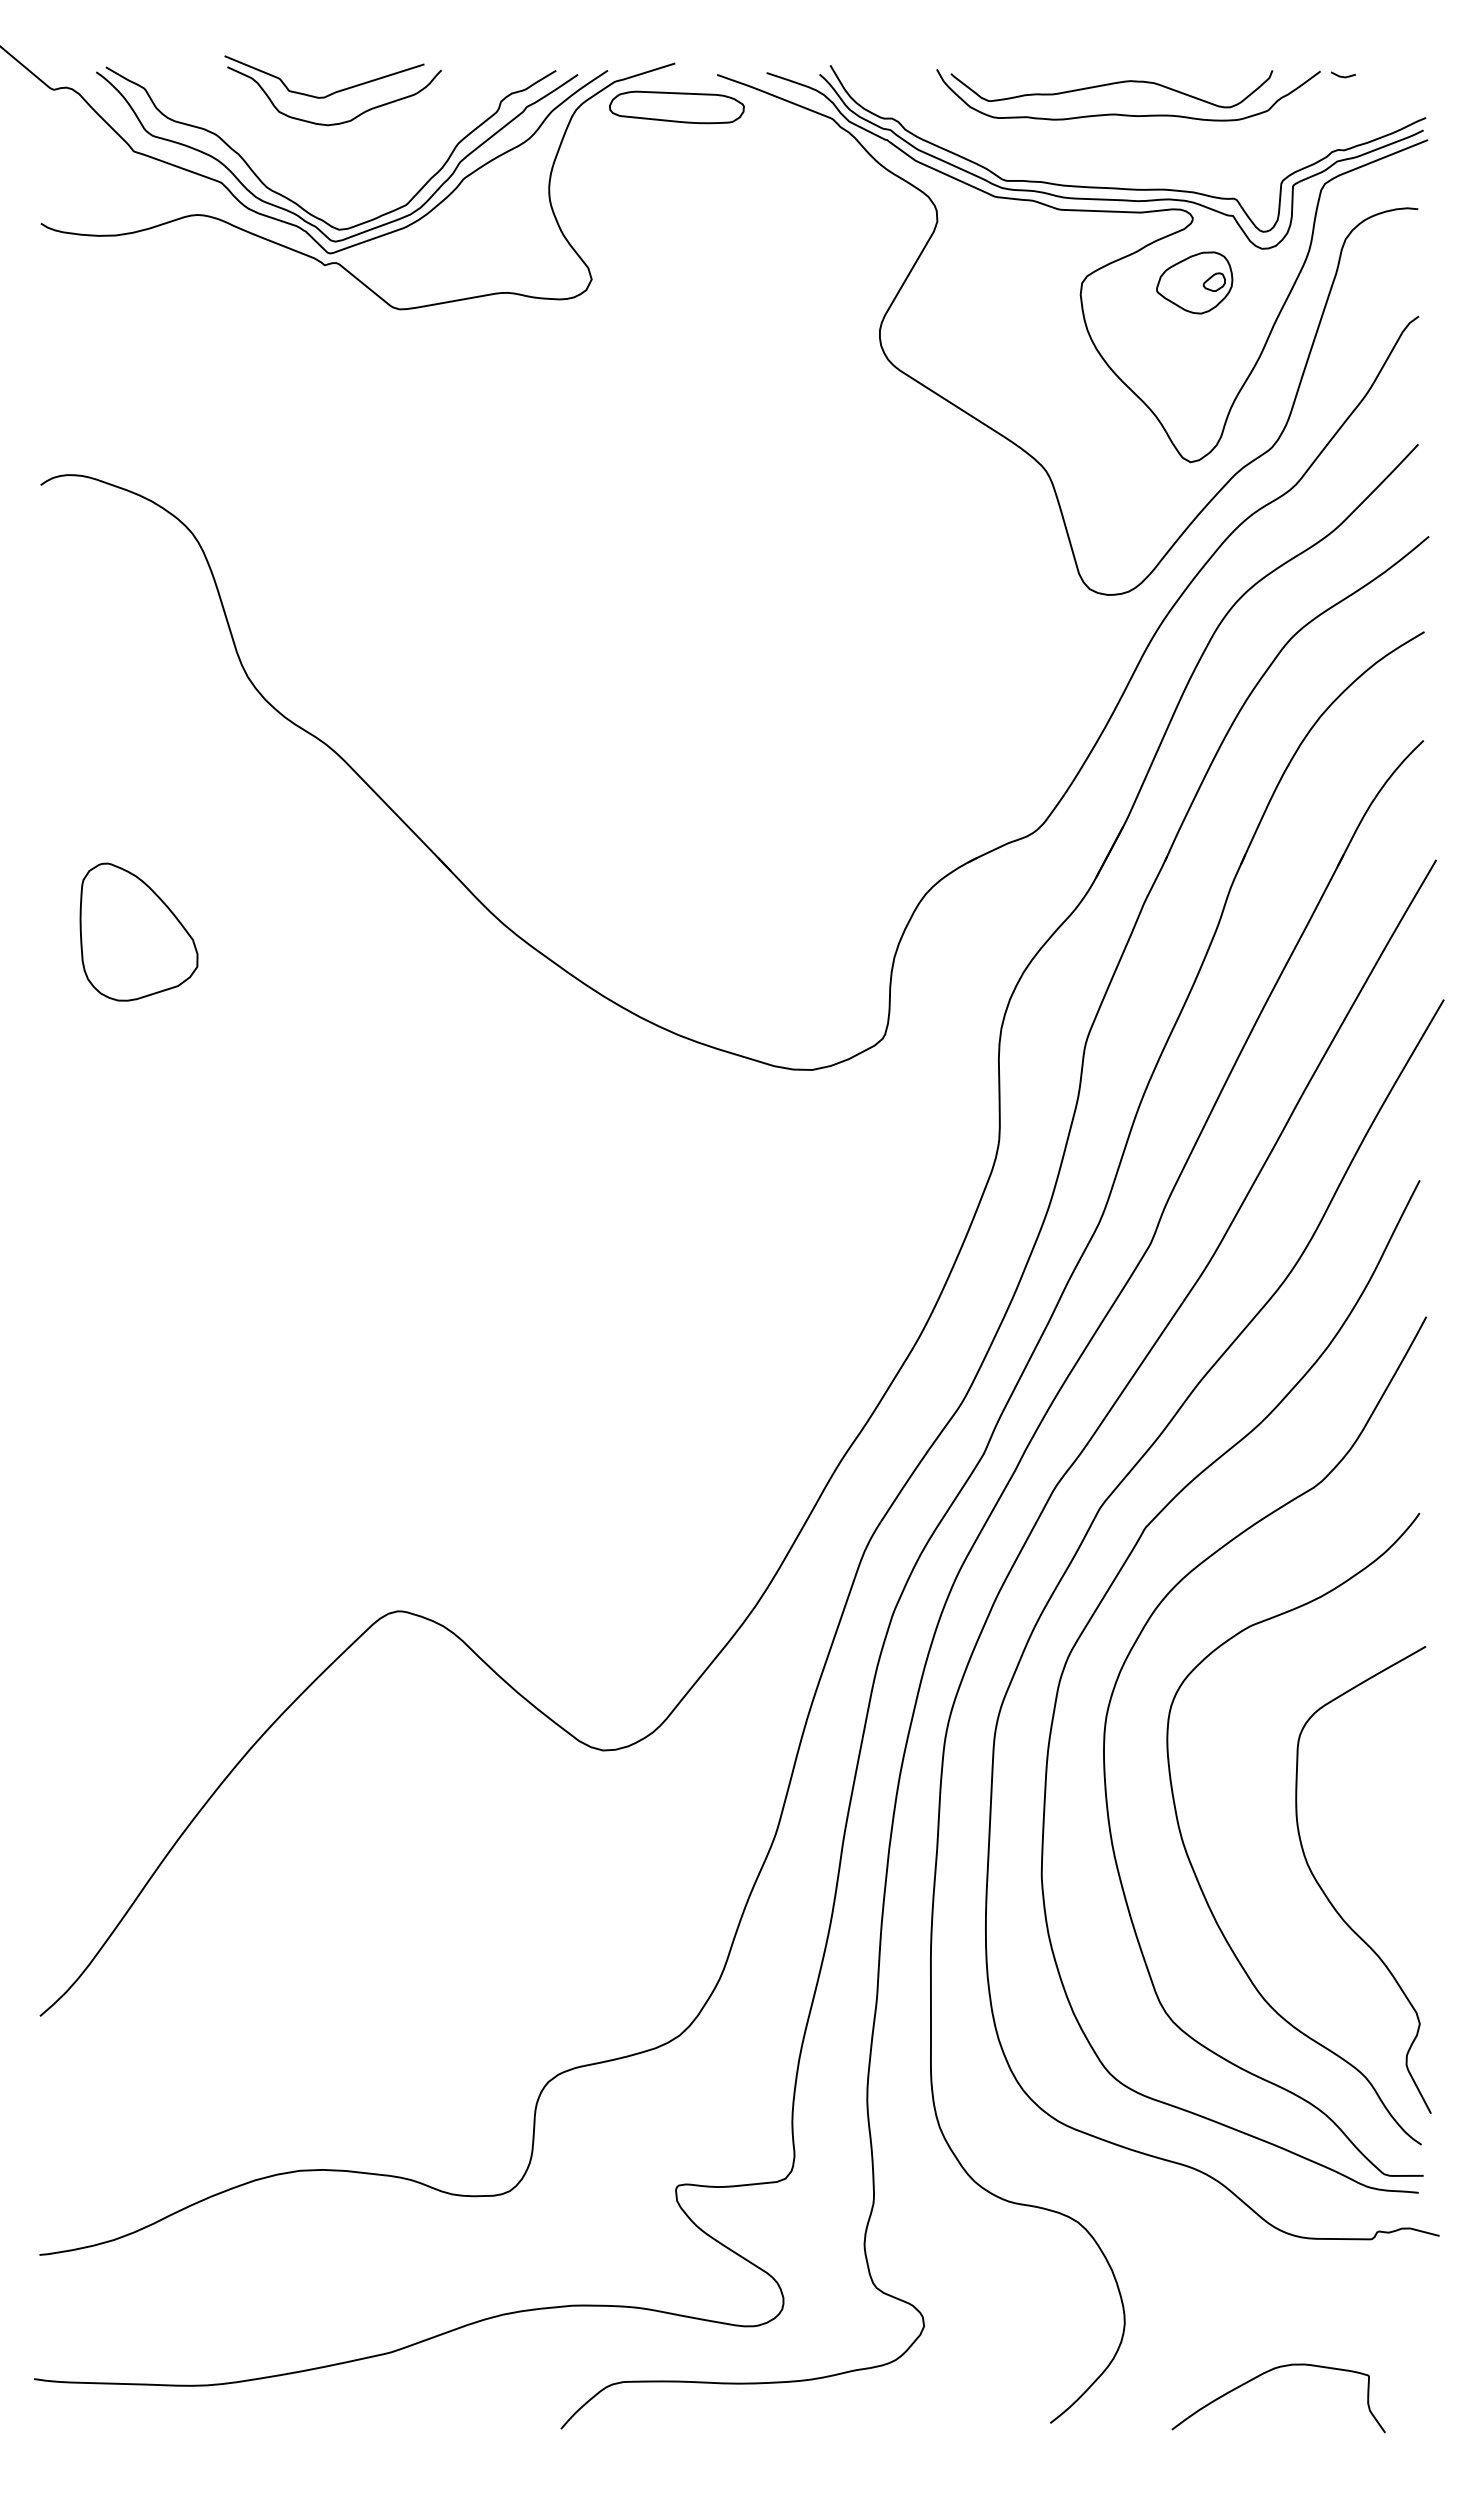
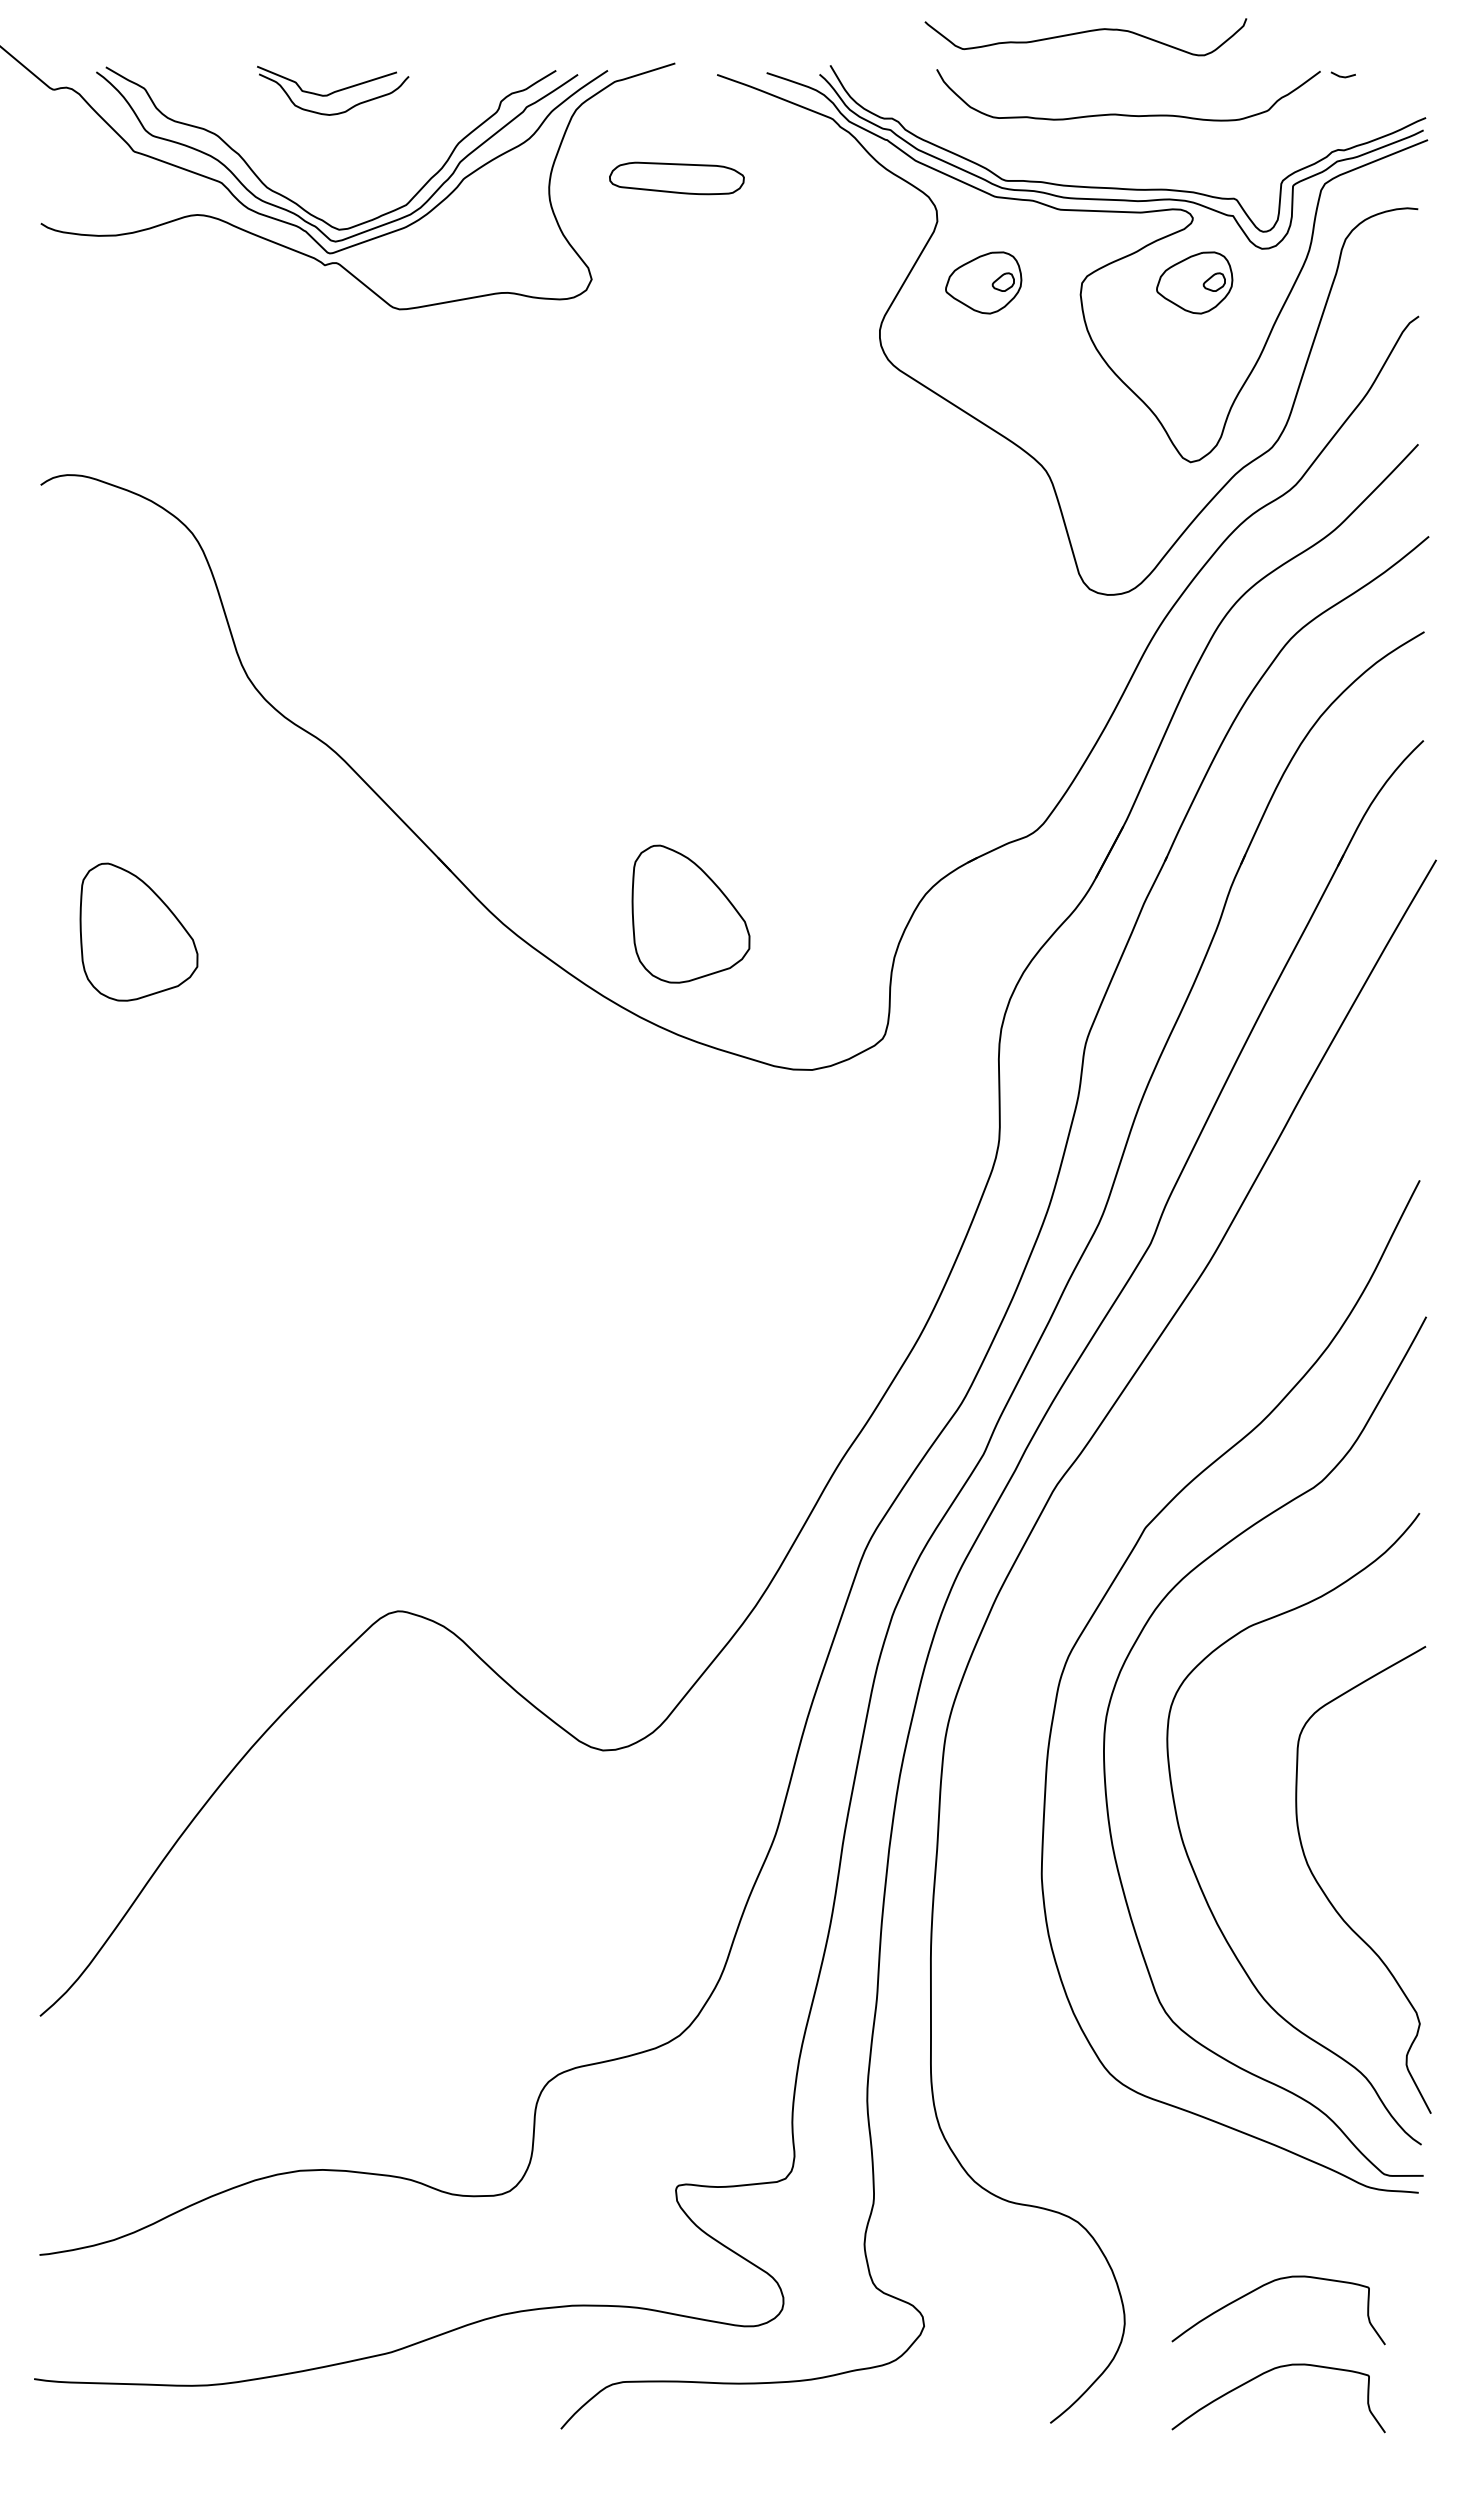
curve position: (1109, 85) -> (1083, 33) (1083, 33)
part size: 218x72 px -> 153x51 px (333, 90)
part position: (676, 107) -> (676, 178) (676, 178)
part: none -> present (983, 282)
part: none -> present (690, 913)
curve: present -> none (1078, 1551)
curve: none -> present (1266, 2285)
